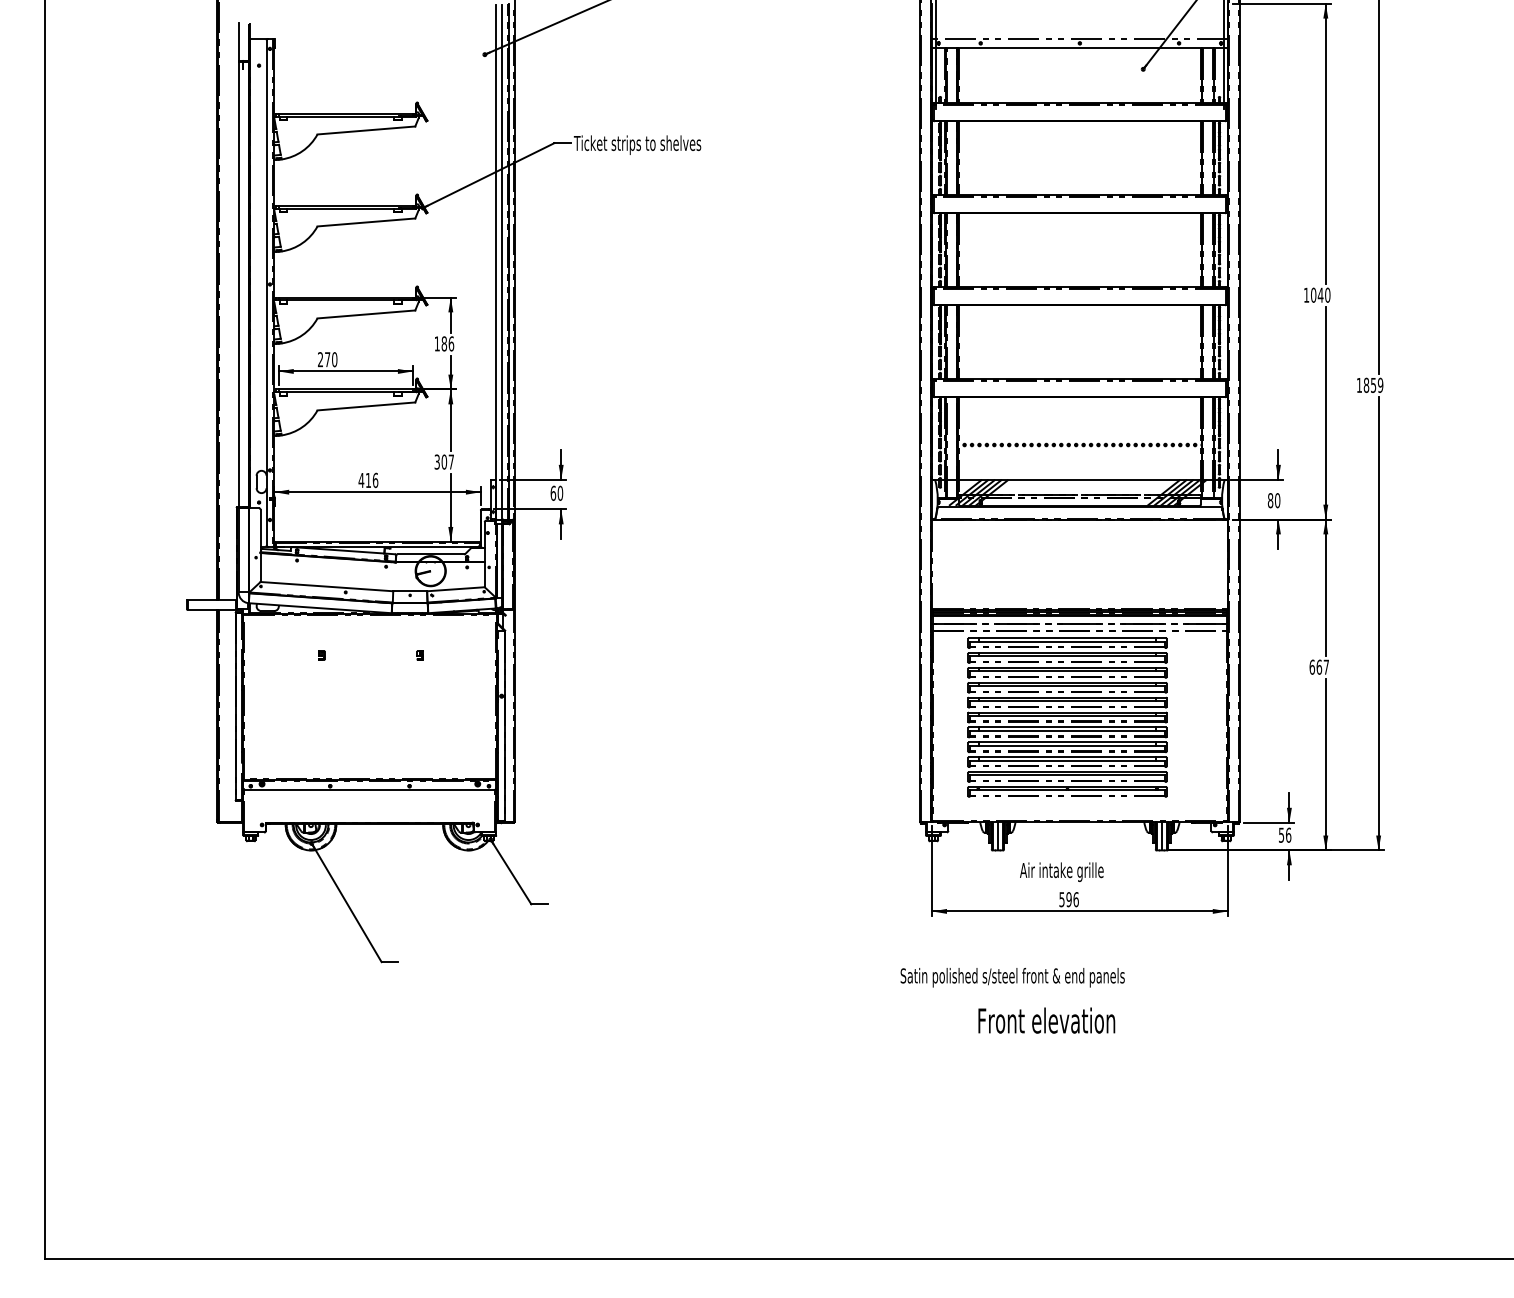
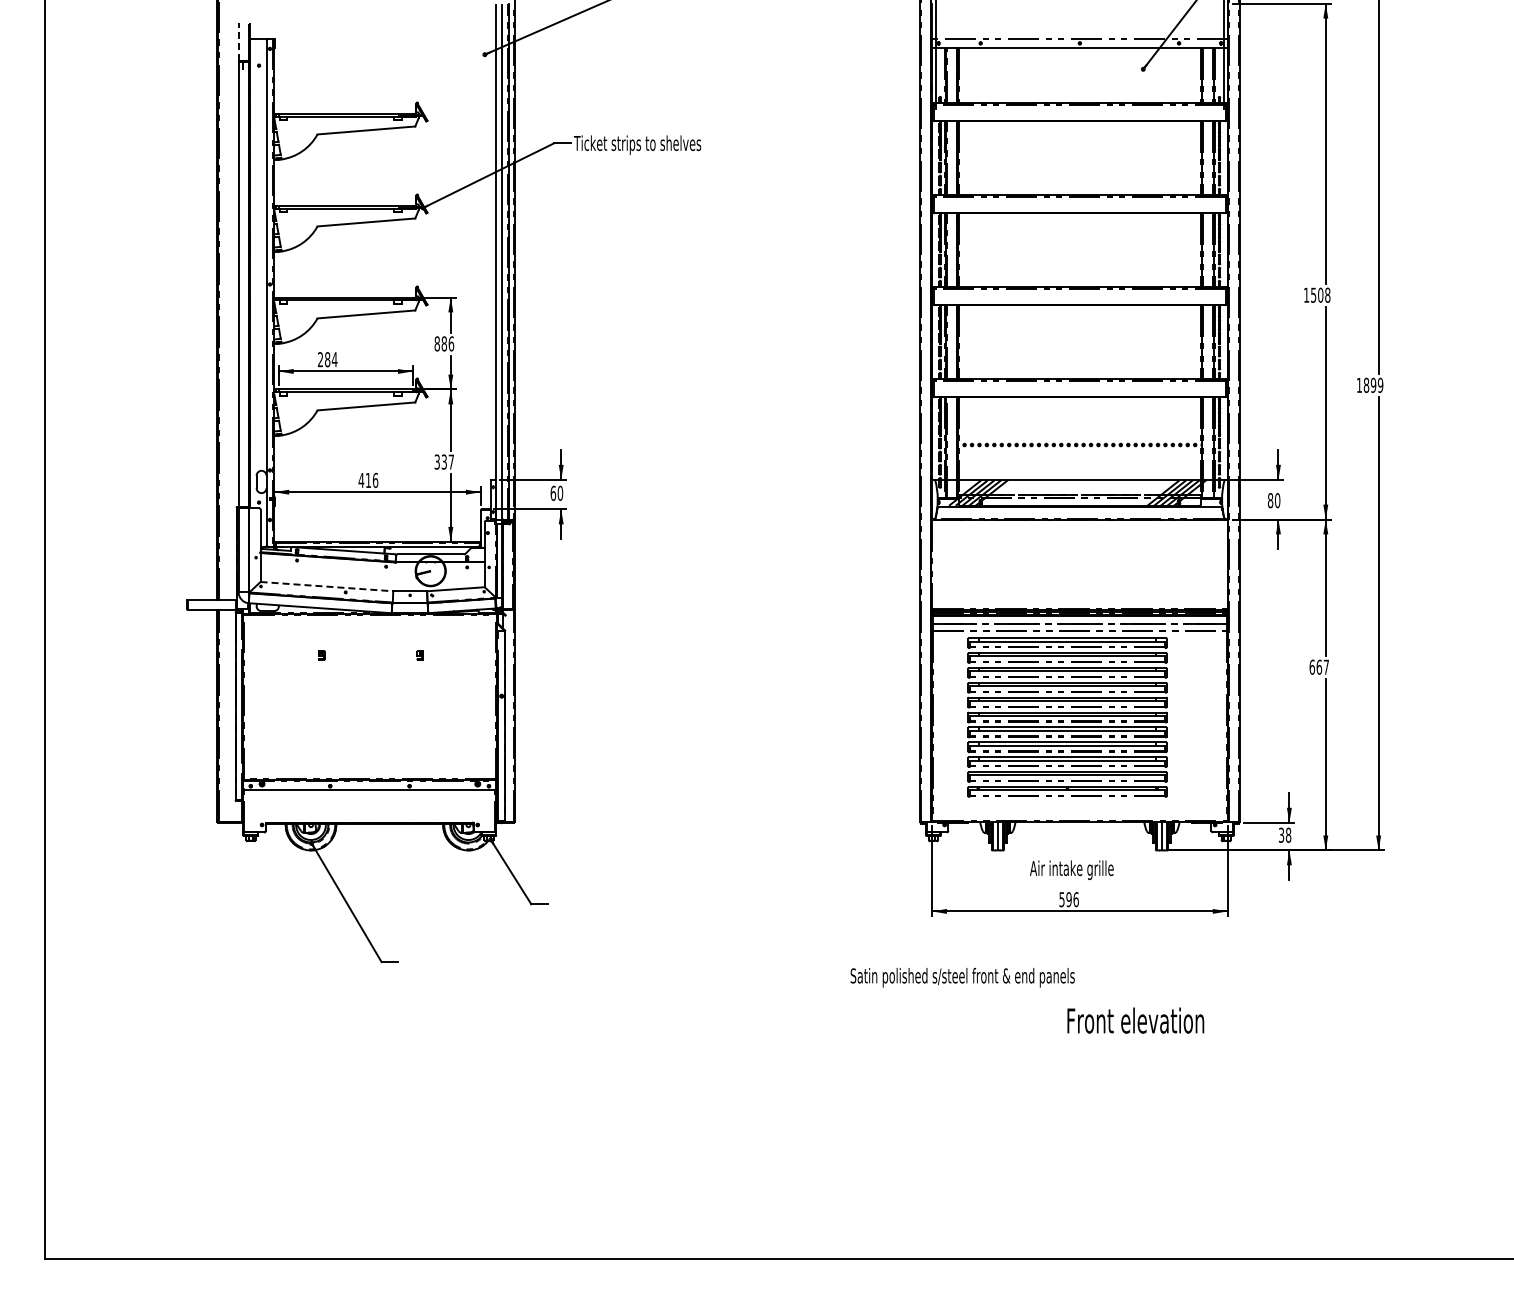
line: solid -> dashed (238, 42)
text: 1040 -> 1508 (1320, 294)
text: 186 -> 886 (436, 343)
text: 270 -> 284 (331, 359)
text: 1859 -> 1899 (1373, 384)
text: 307 -> 337 (444, 461)
line: solid -> dashed (327, 586)
text: 56 -> 38 (1285, 834)
text position: (1061, 871) -> (1071, 869) (1071, 869)
text position: (1012, 977) -> (962, 977) (962, 977)
text position: (1046, 1020) -> (1135, 1020) (1135, 1020)
